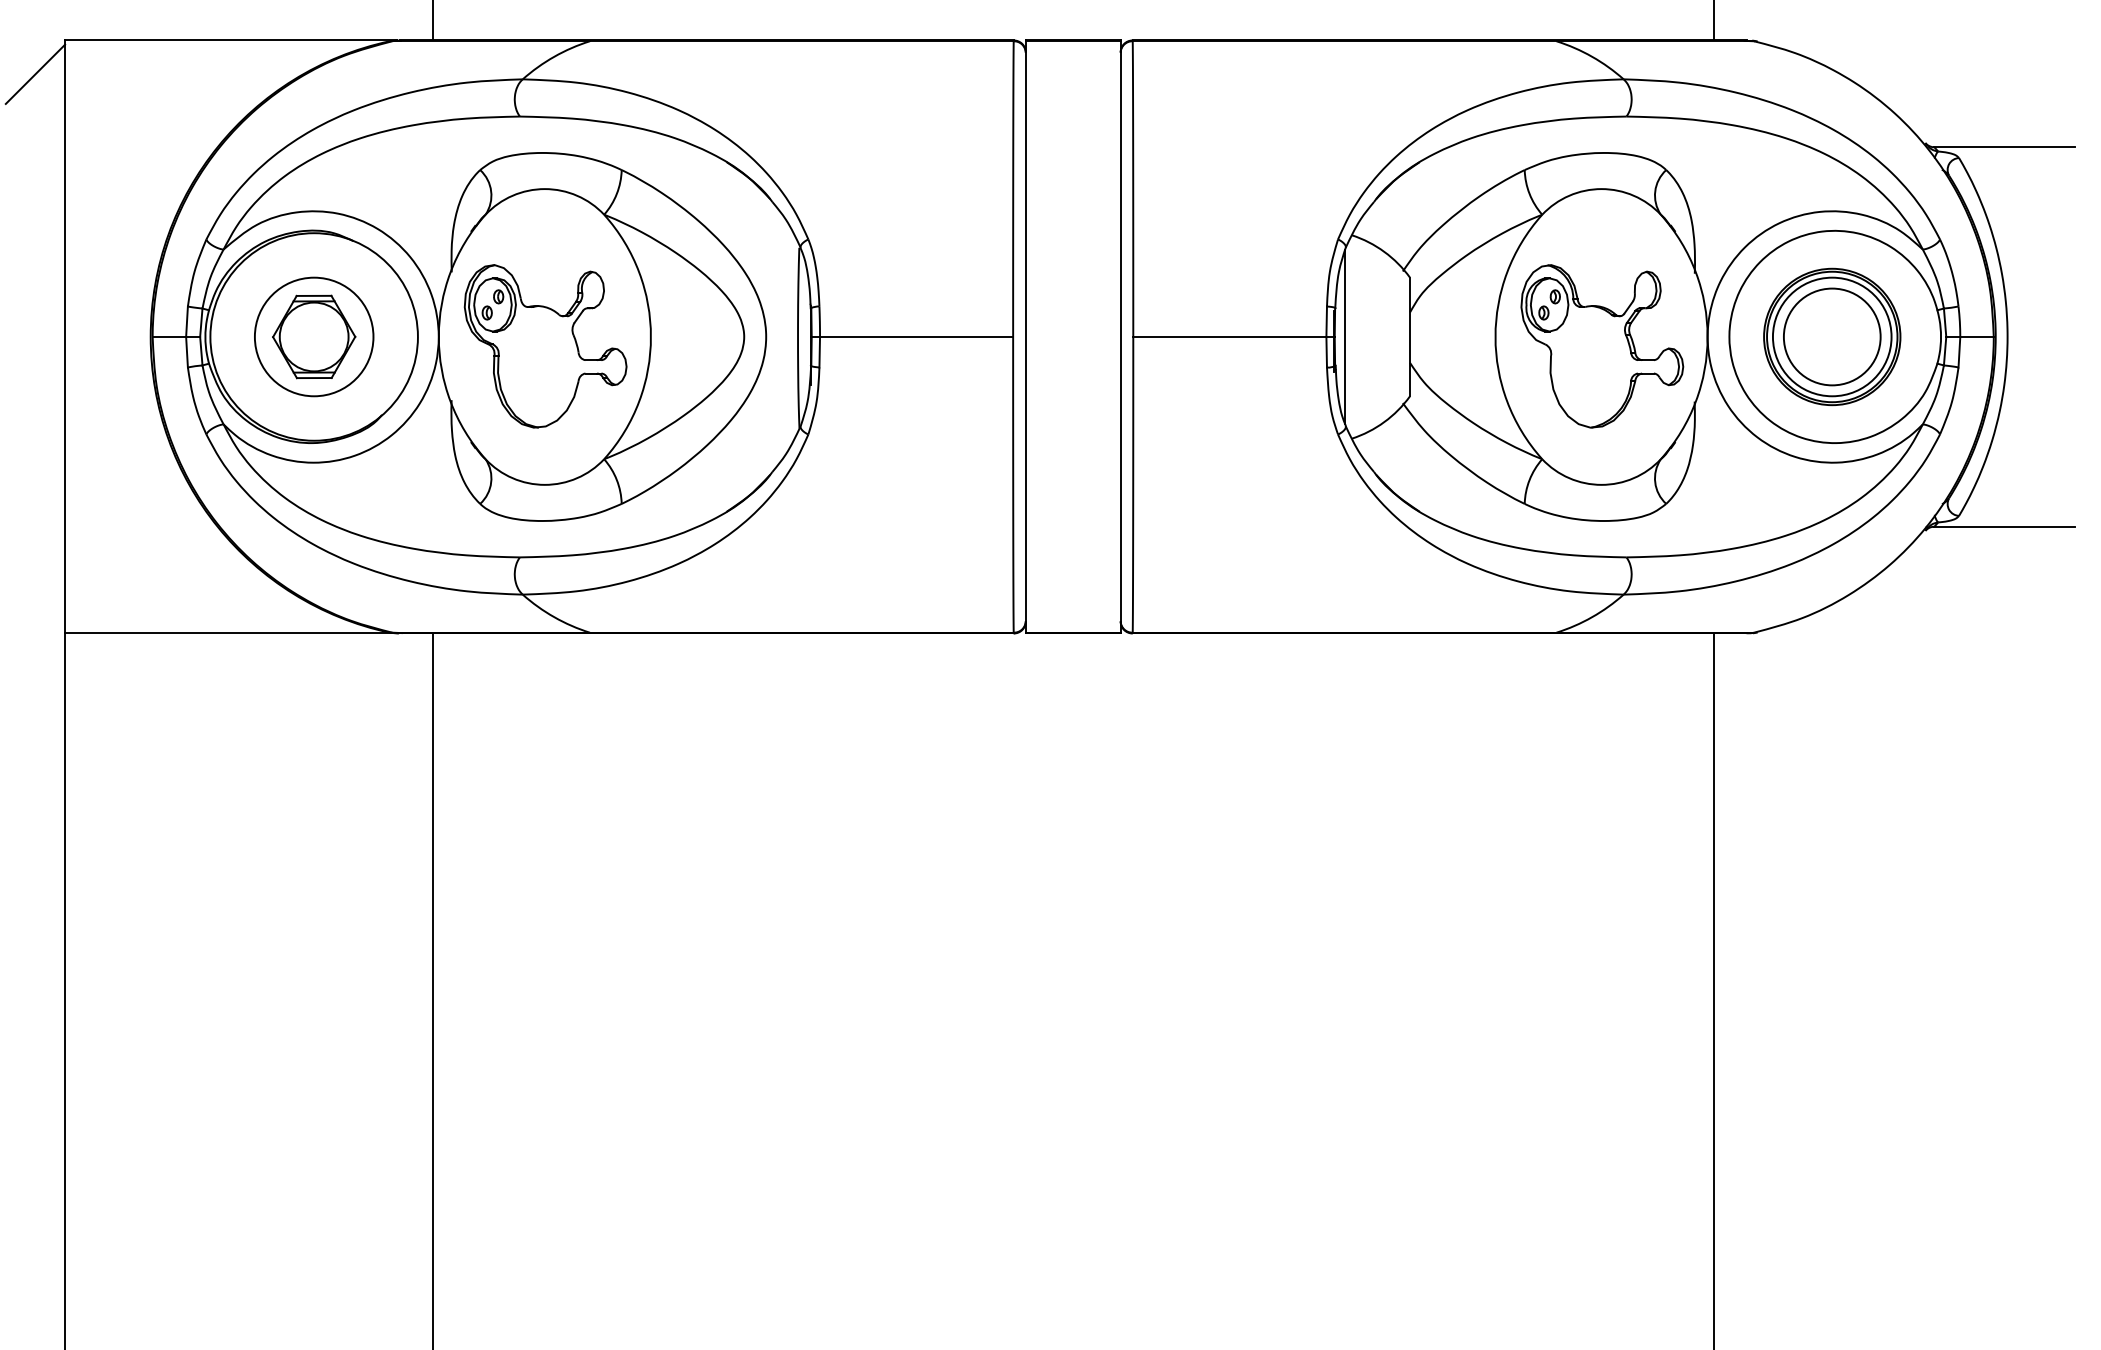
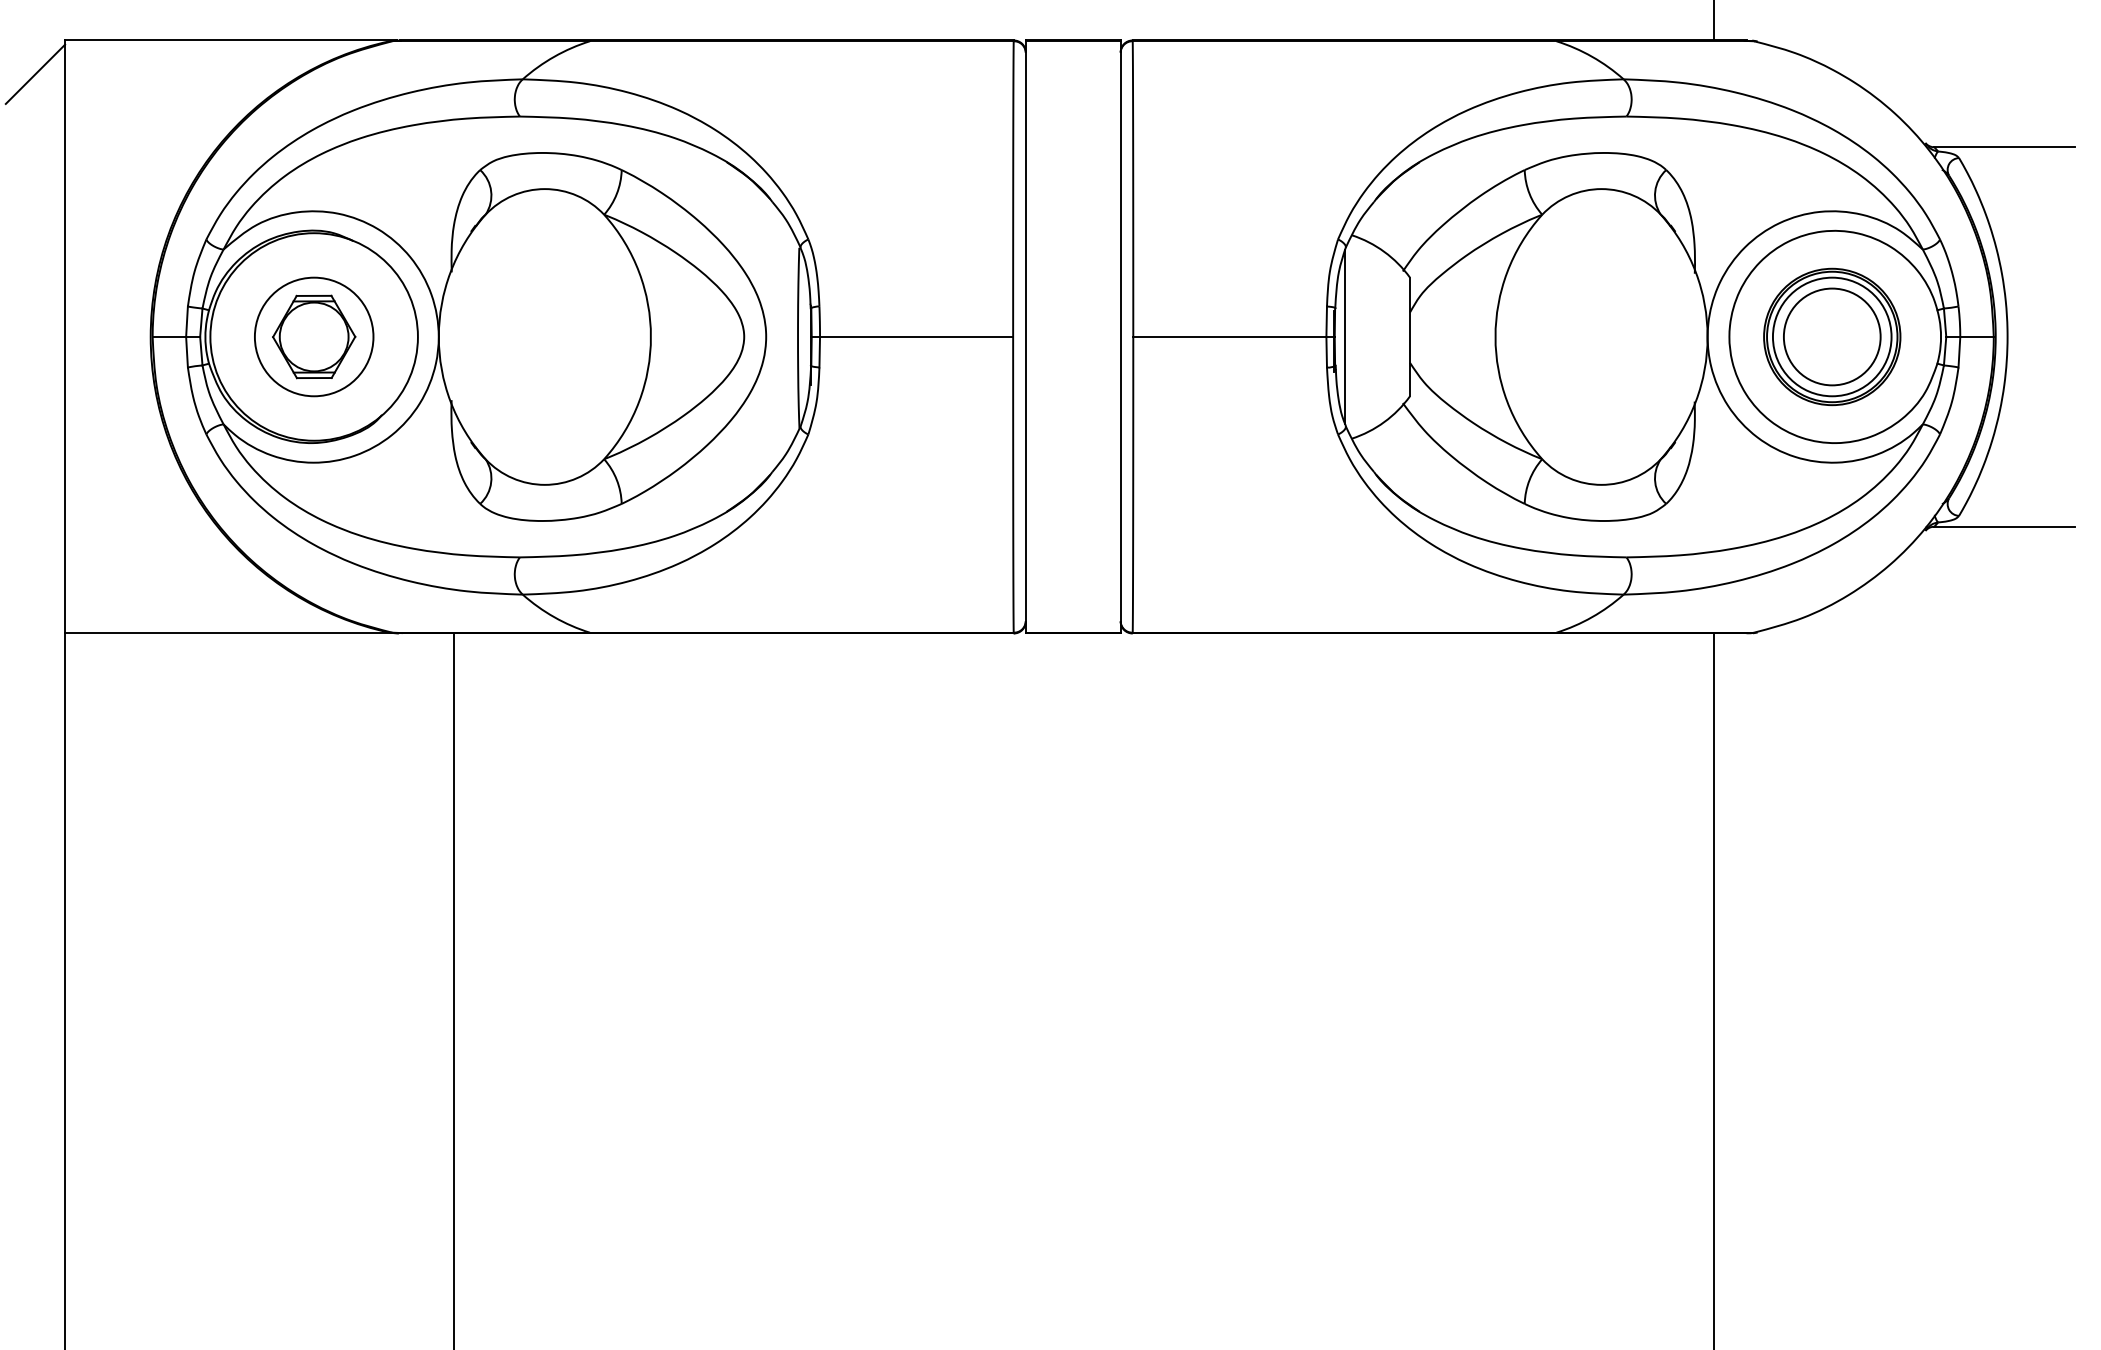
line: present -> none (432, 21)
part: present -> none (545, 346)
part: present -> none (1602, 346)
line position: (432, 989) -> (453, 989) (453, 989)
